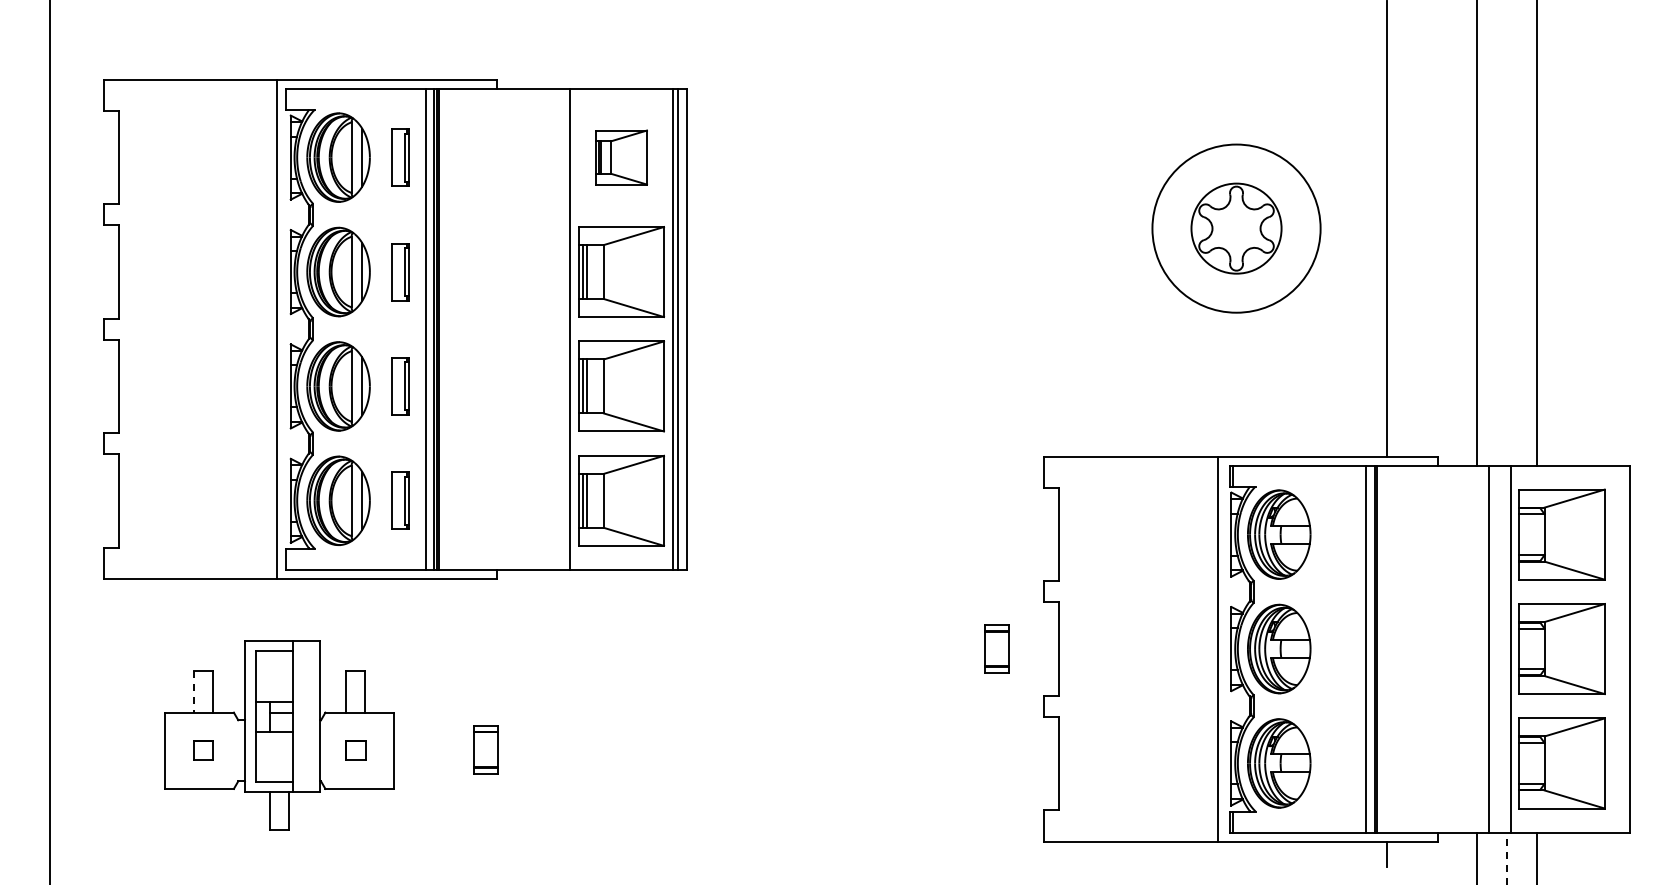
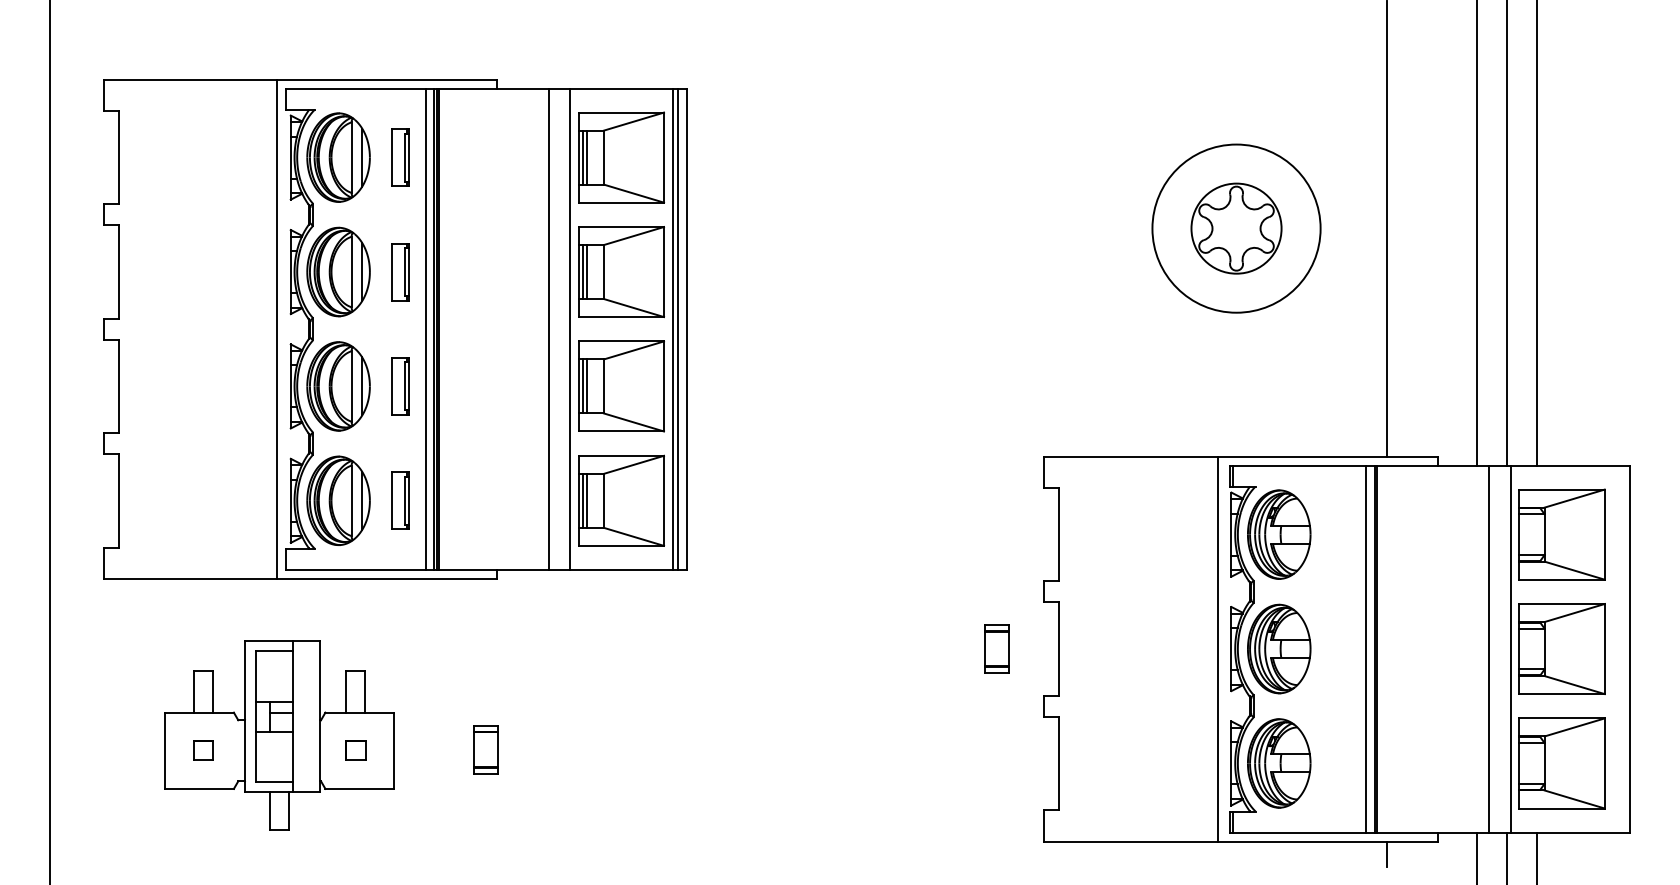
part size: 53x57 px -> 87x93 px (621, 157)
line: none -> present (1506, 233)
line: none -> present (548, 328)
line: dashed -> solid (193, 692)
line: dashed -> solid (1506, 858)
